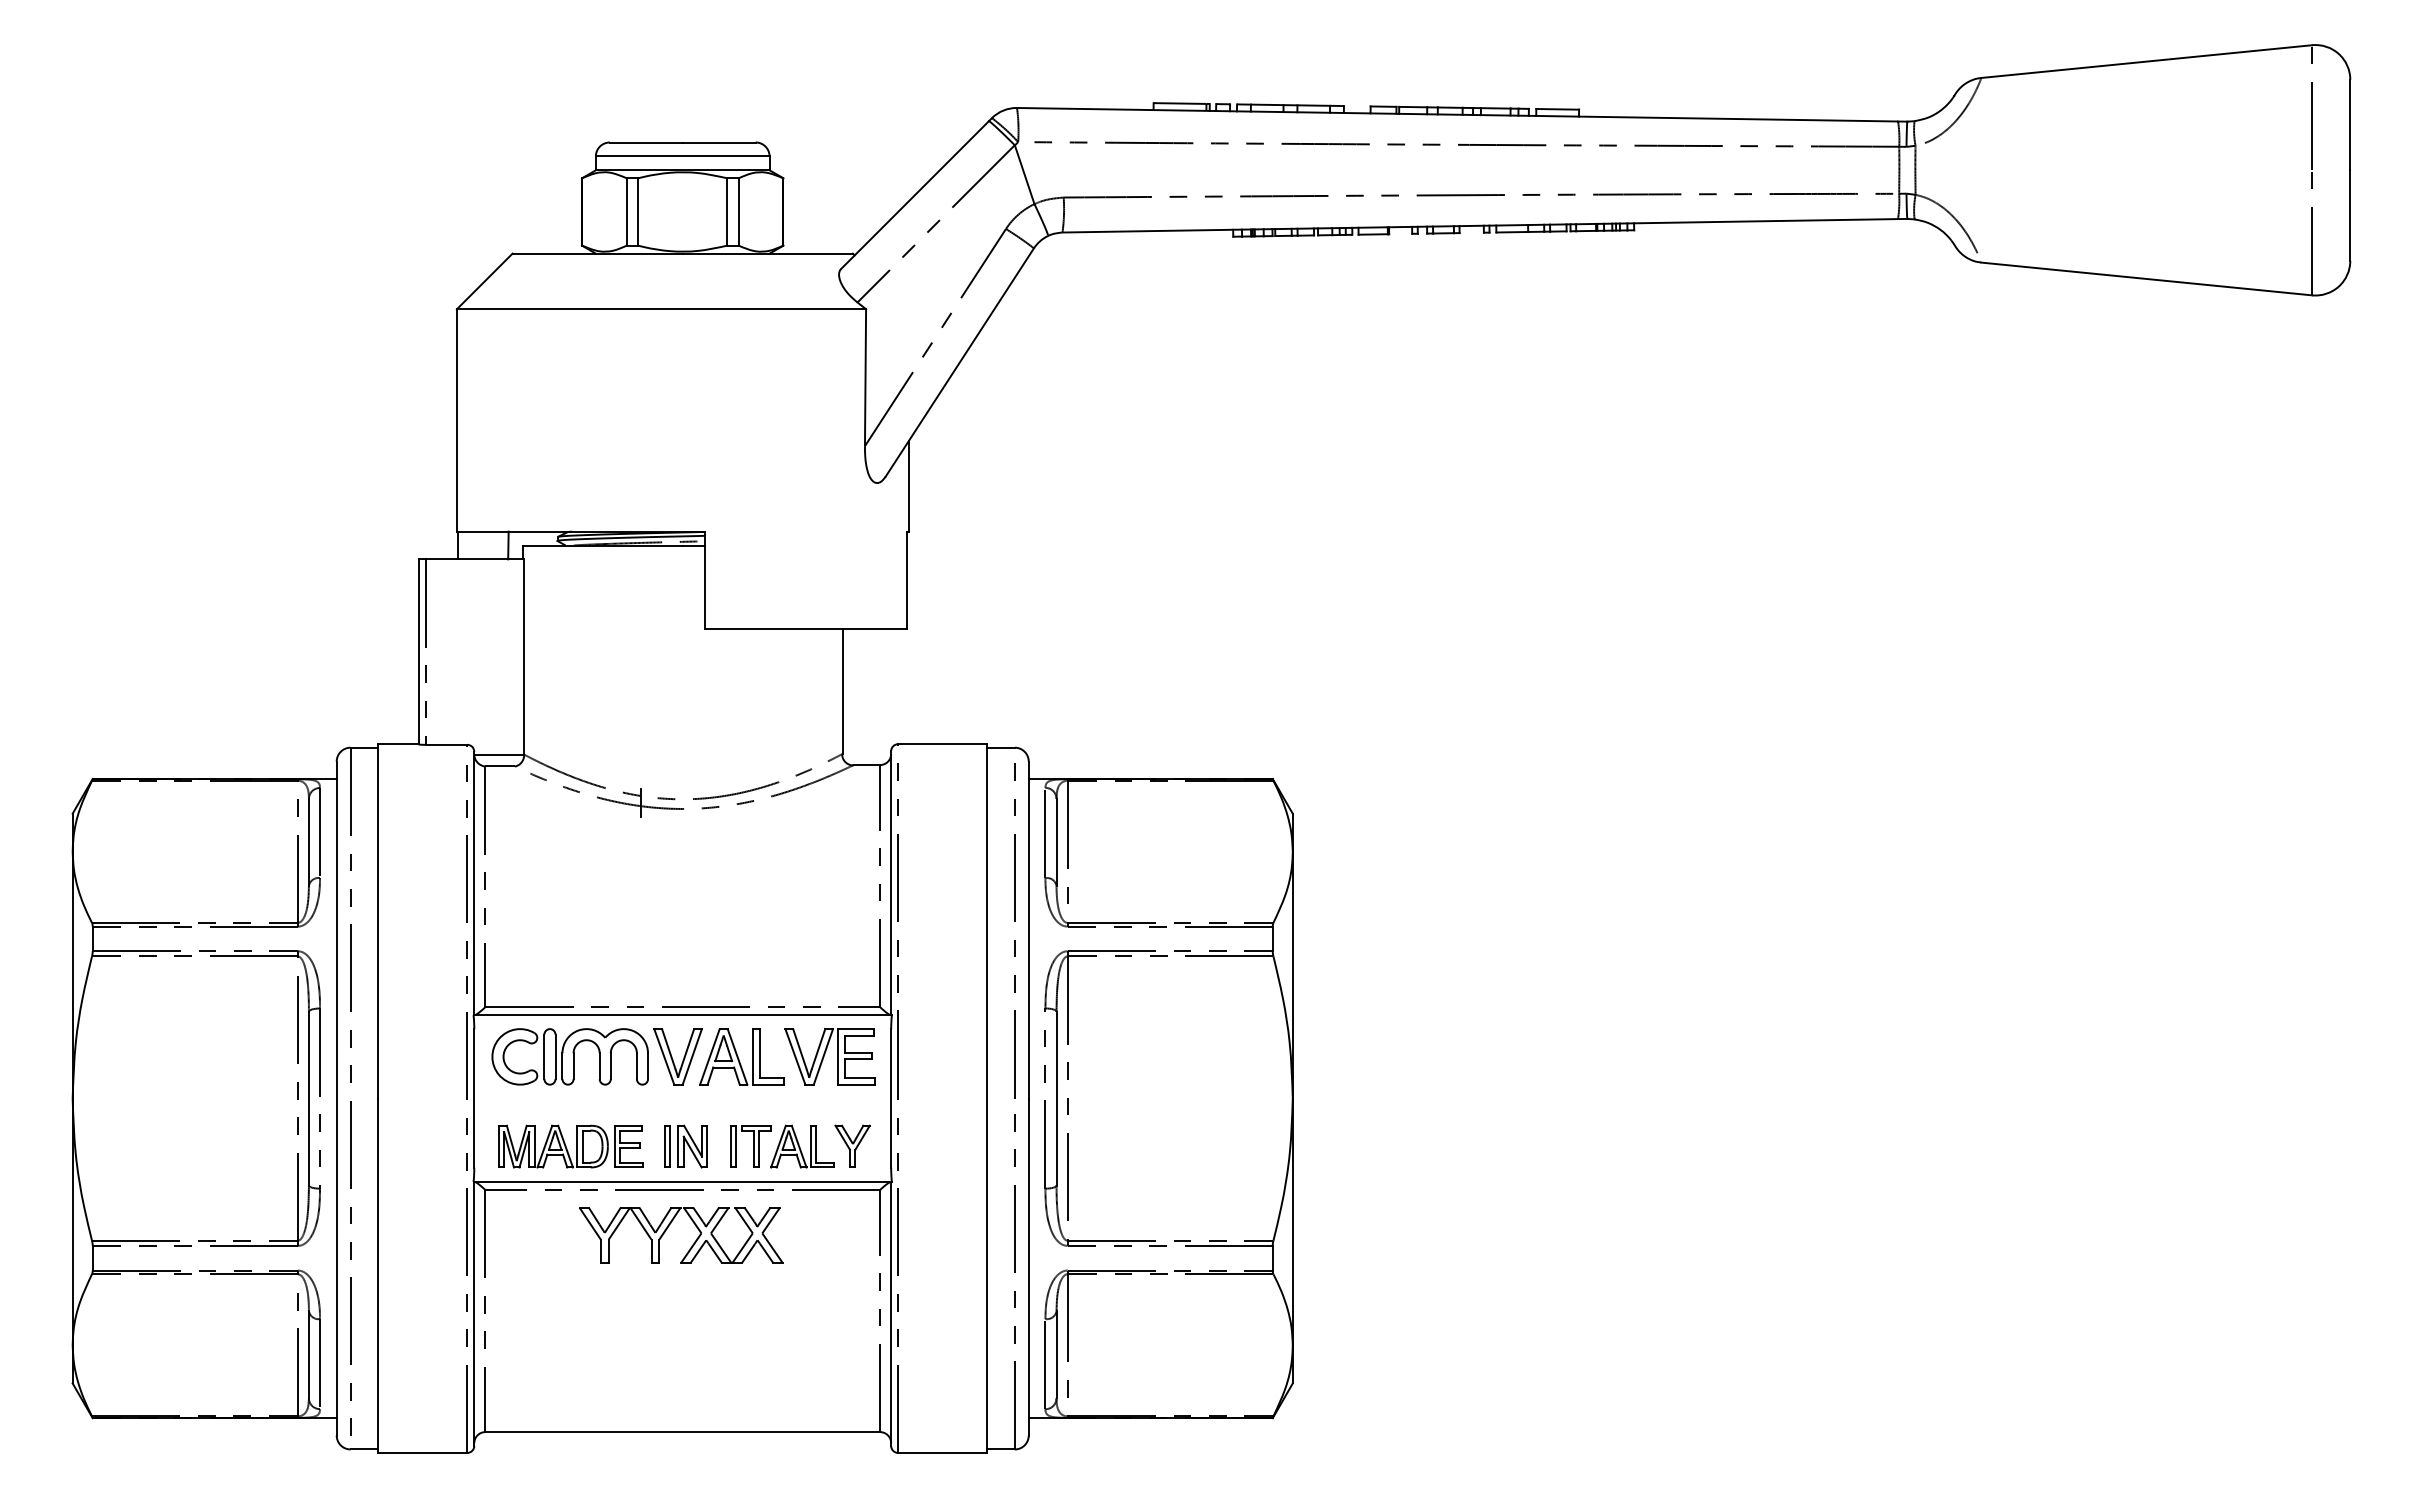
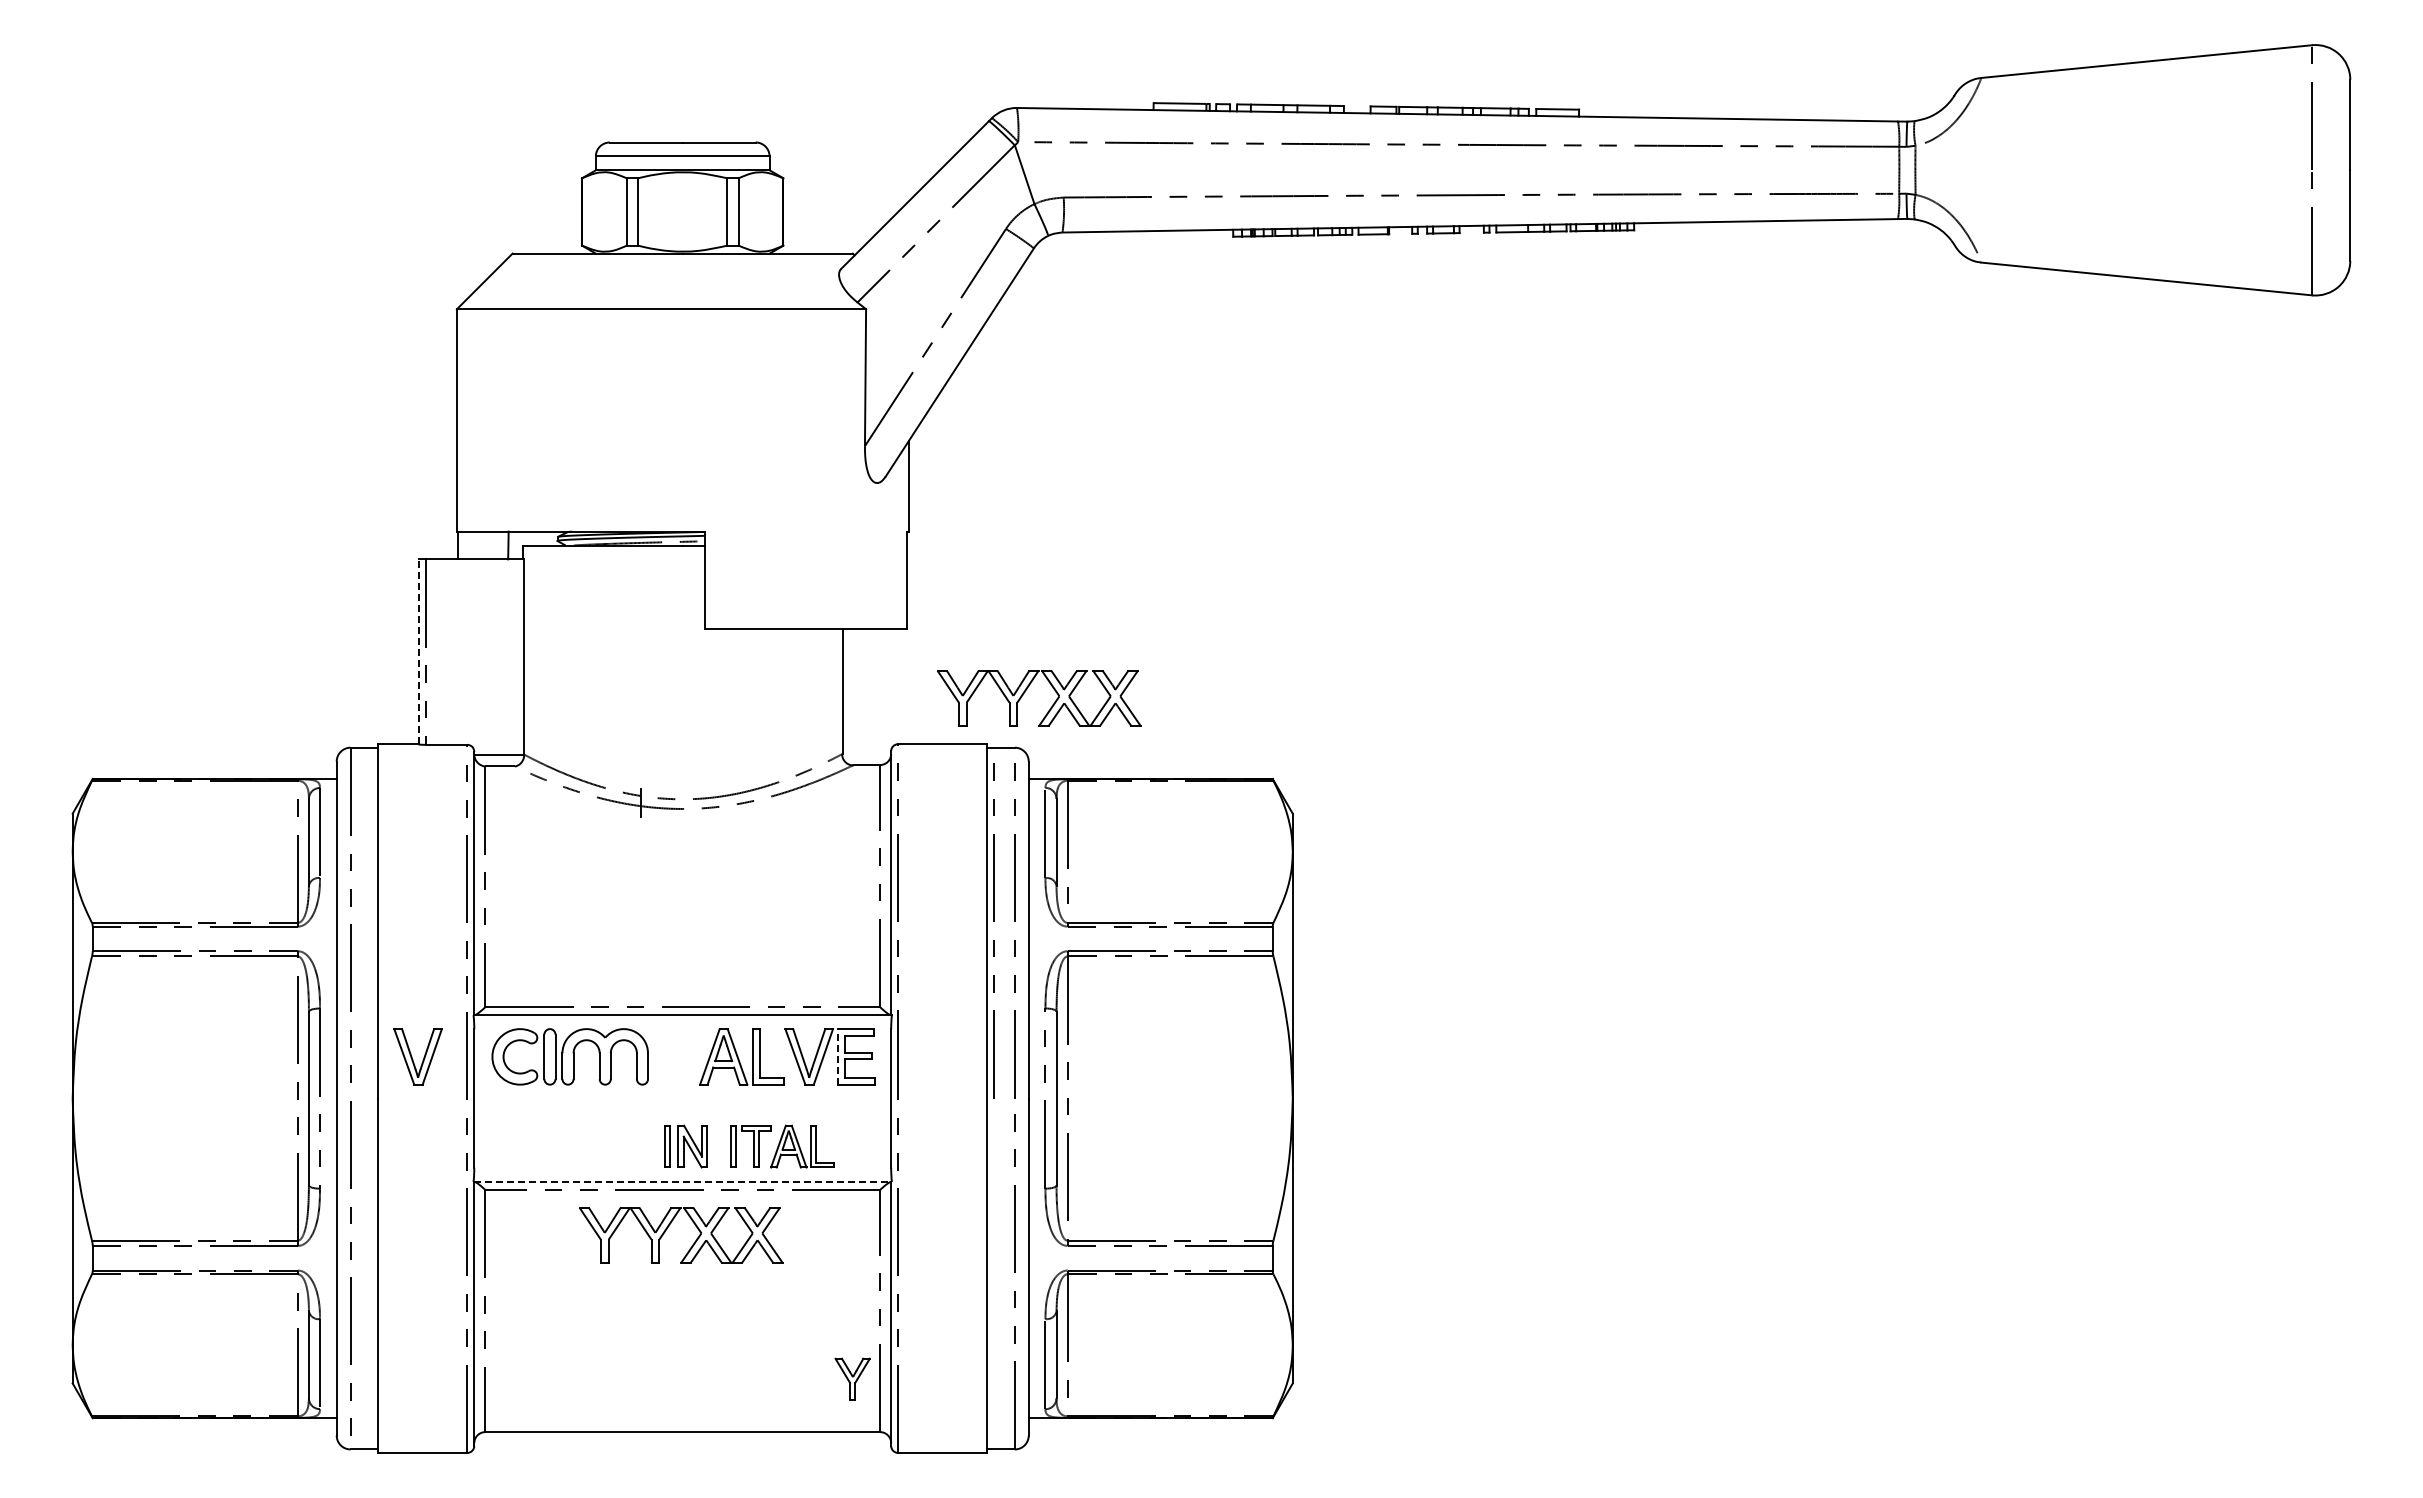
line: solid -> dashed (418, 651)
part: none -> present (1050, 707)
line: none -> present (993, 921)
part position: (677, 1056) -> (417, 1056) (417, 1056)
line: solid -> dashed (838, 1056)
part position: (852, 1145) -> (852, 1378) (852, 1378)
part: present -> none (570, 1146)
line: solid -> dashed (683, 1181)
